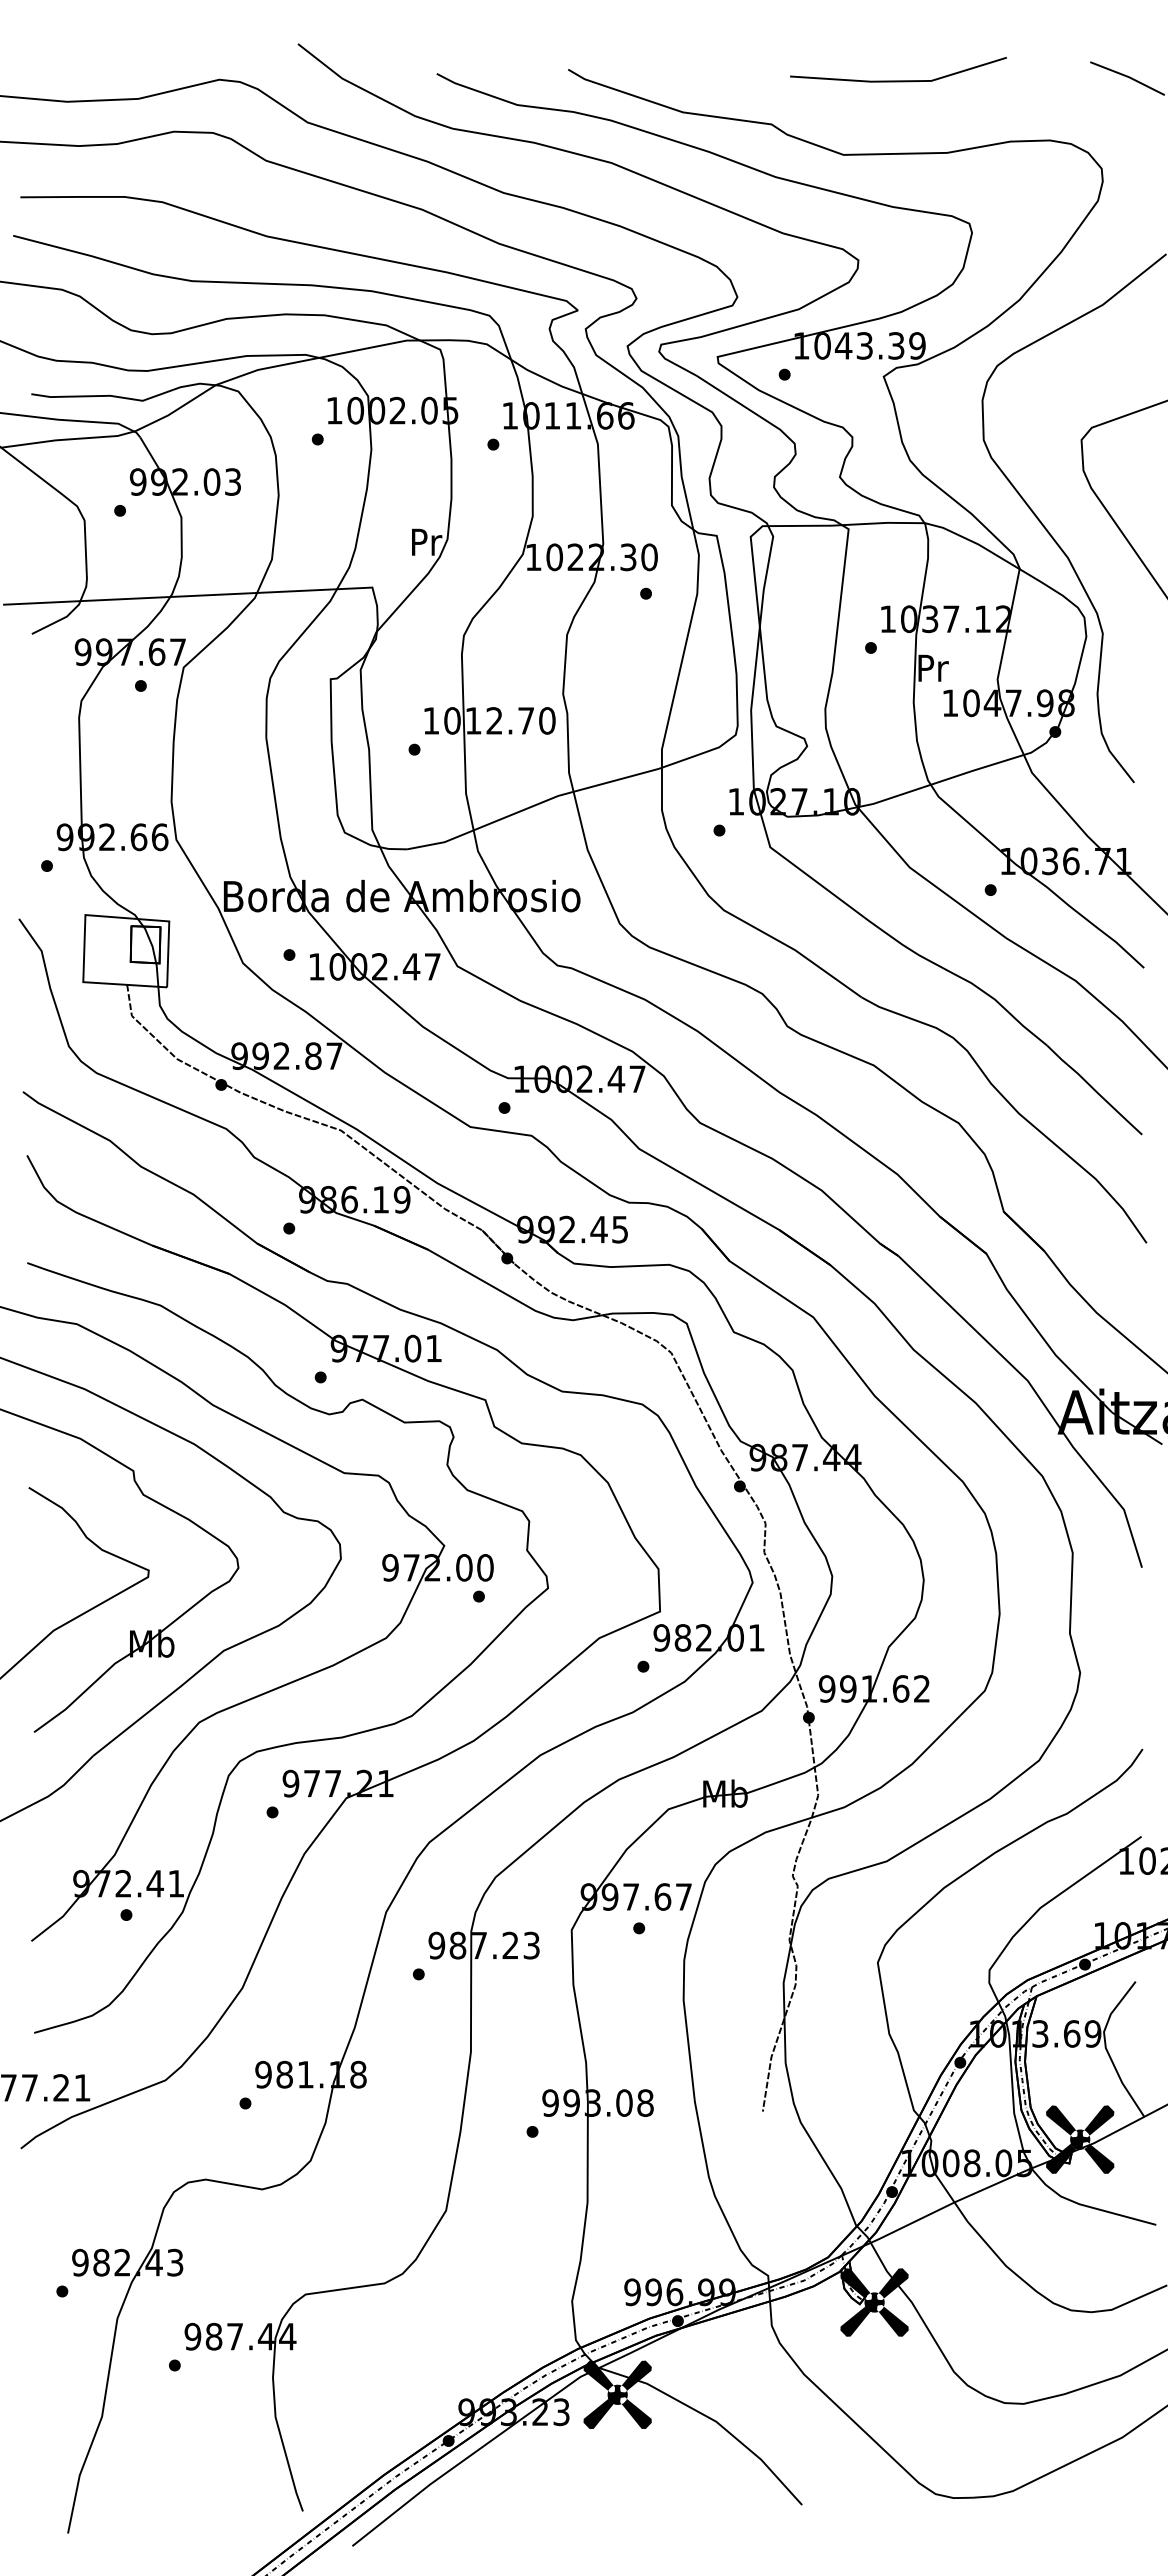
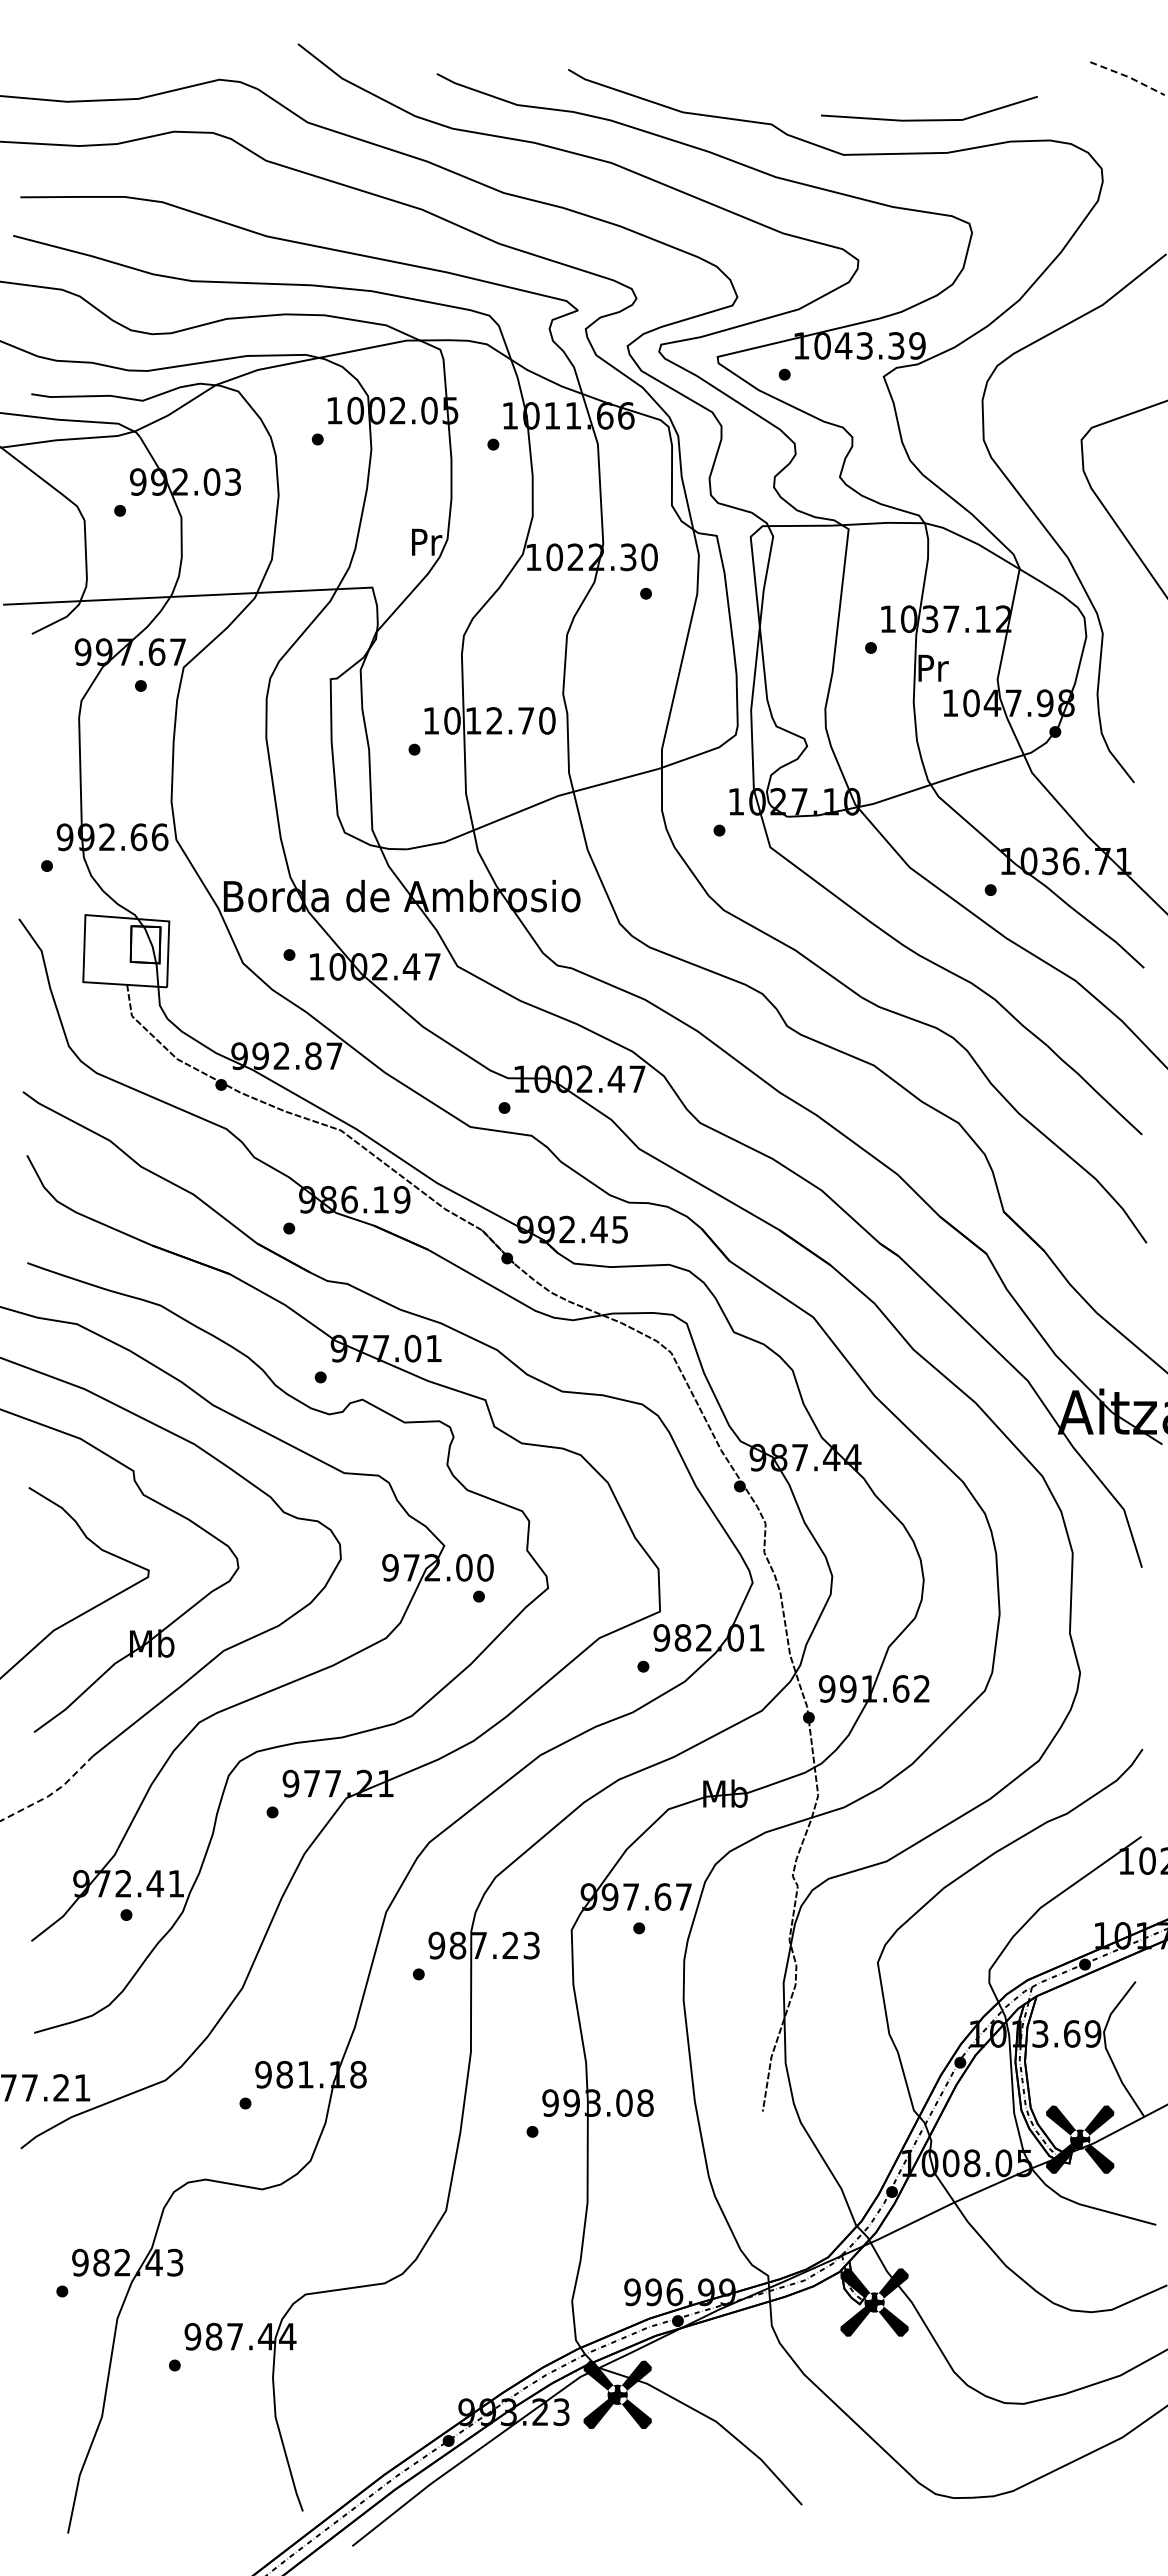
line: solid -> dashed (1129, 77)
line position: (898, 80) -> (929, 119) (929, 119)
line: solid -> dashed (51, 1794)
